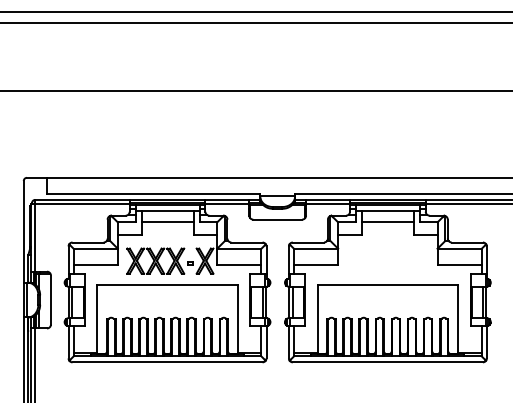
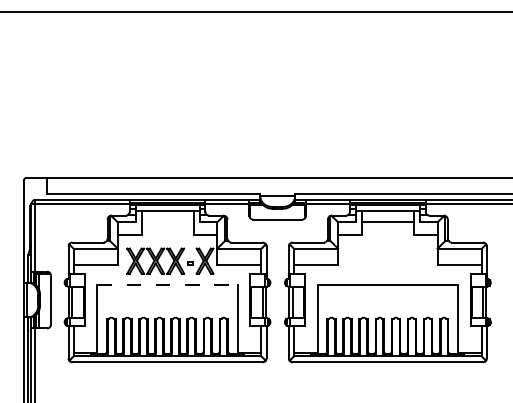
line: present -> none (255, 23)
line: present -> none (255, 91)
line: present -> none (167, 222)
line: solid -> dashed (168, 285)
